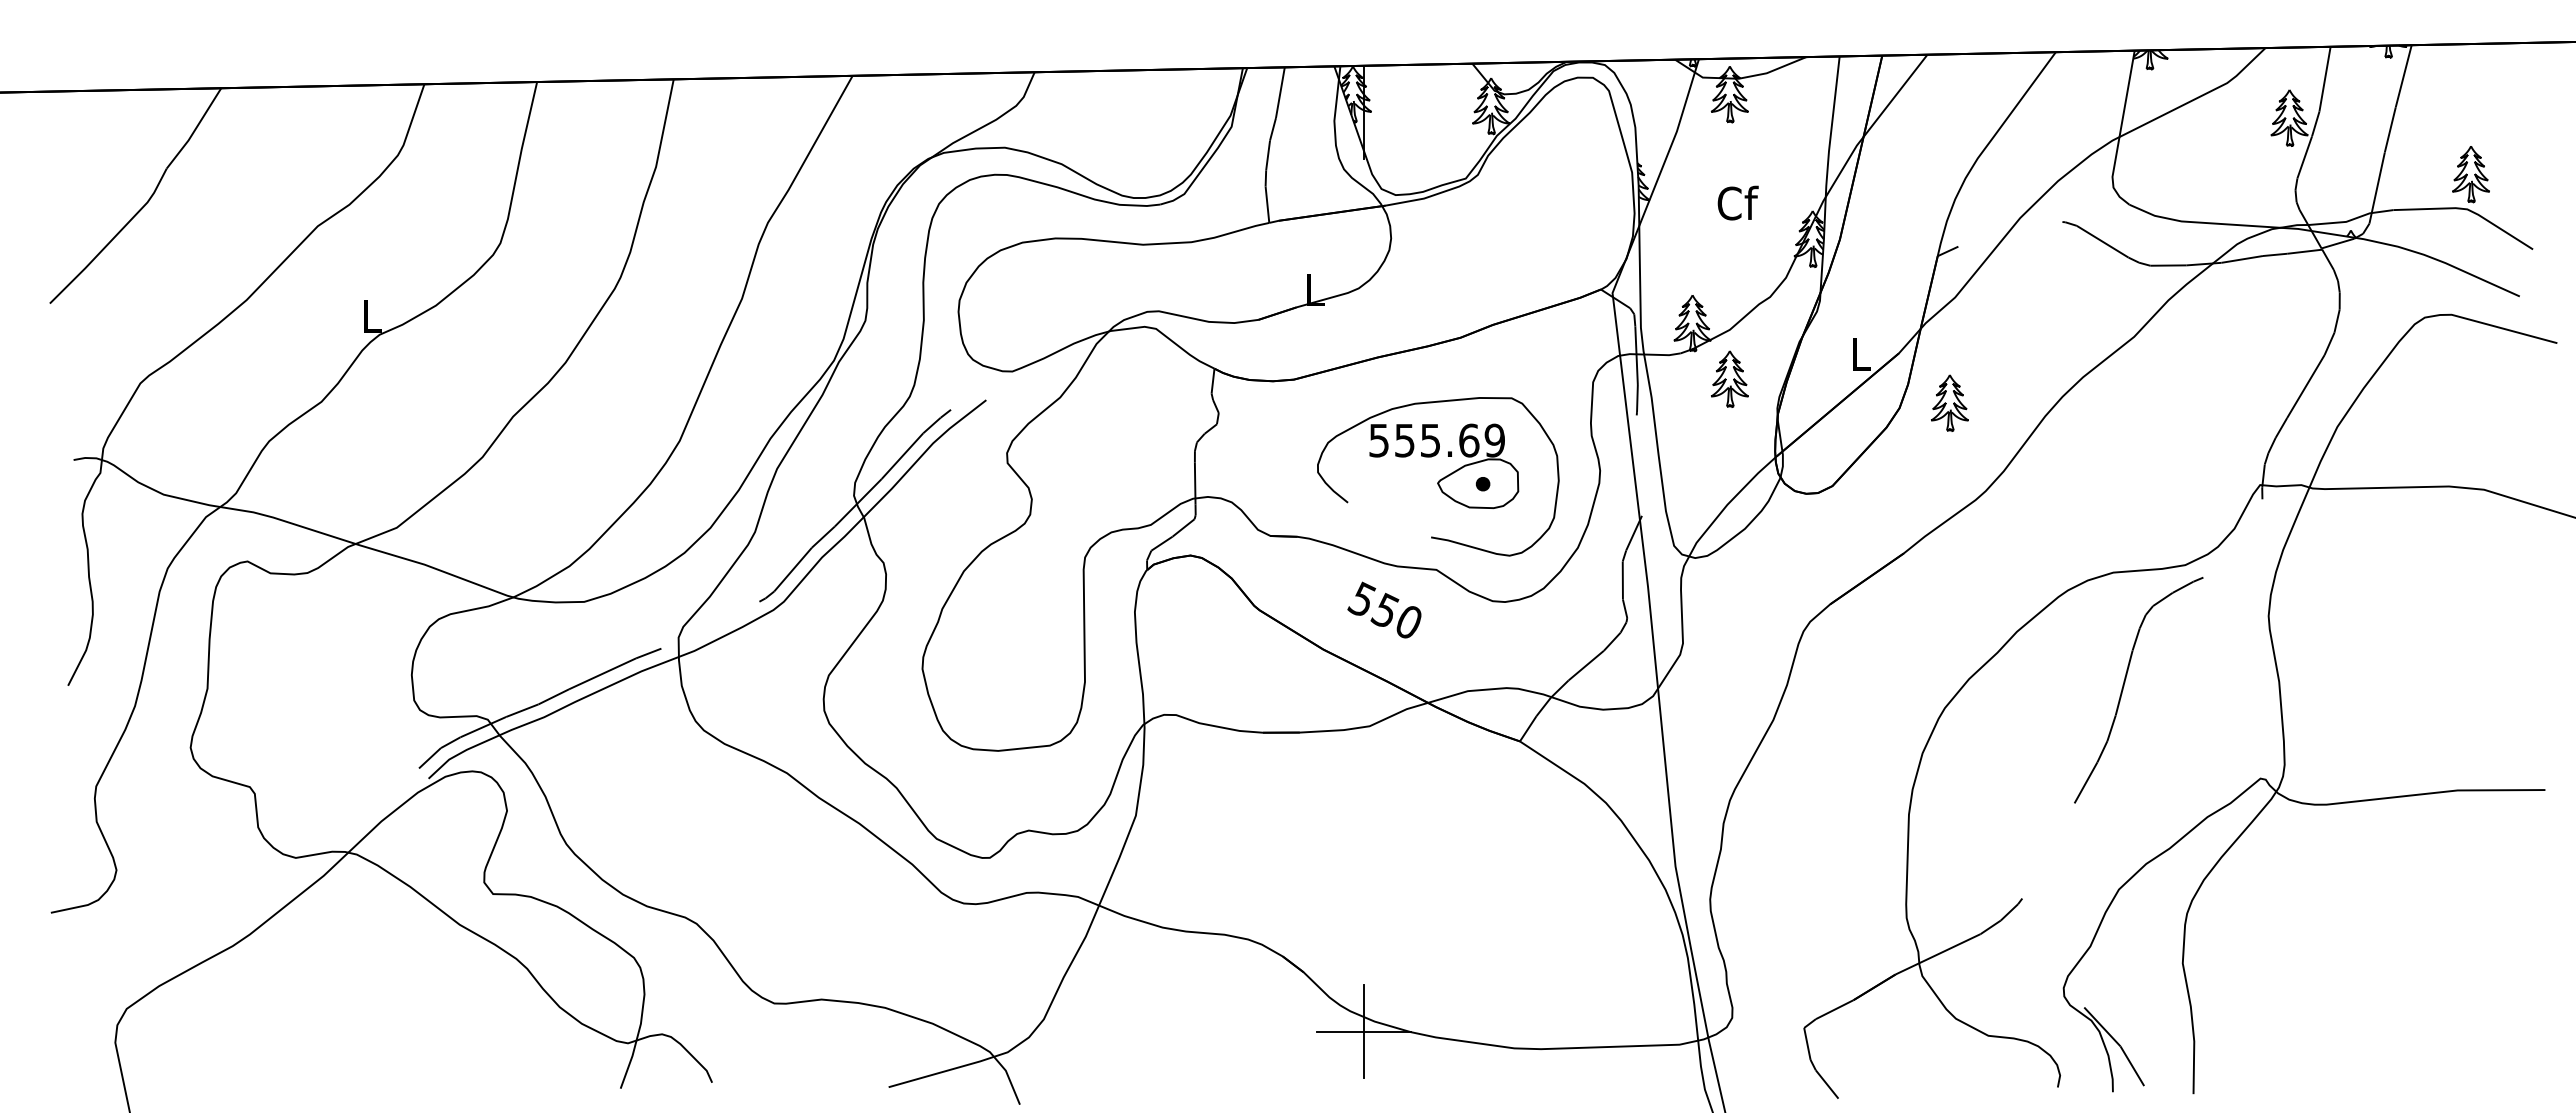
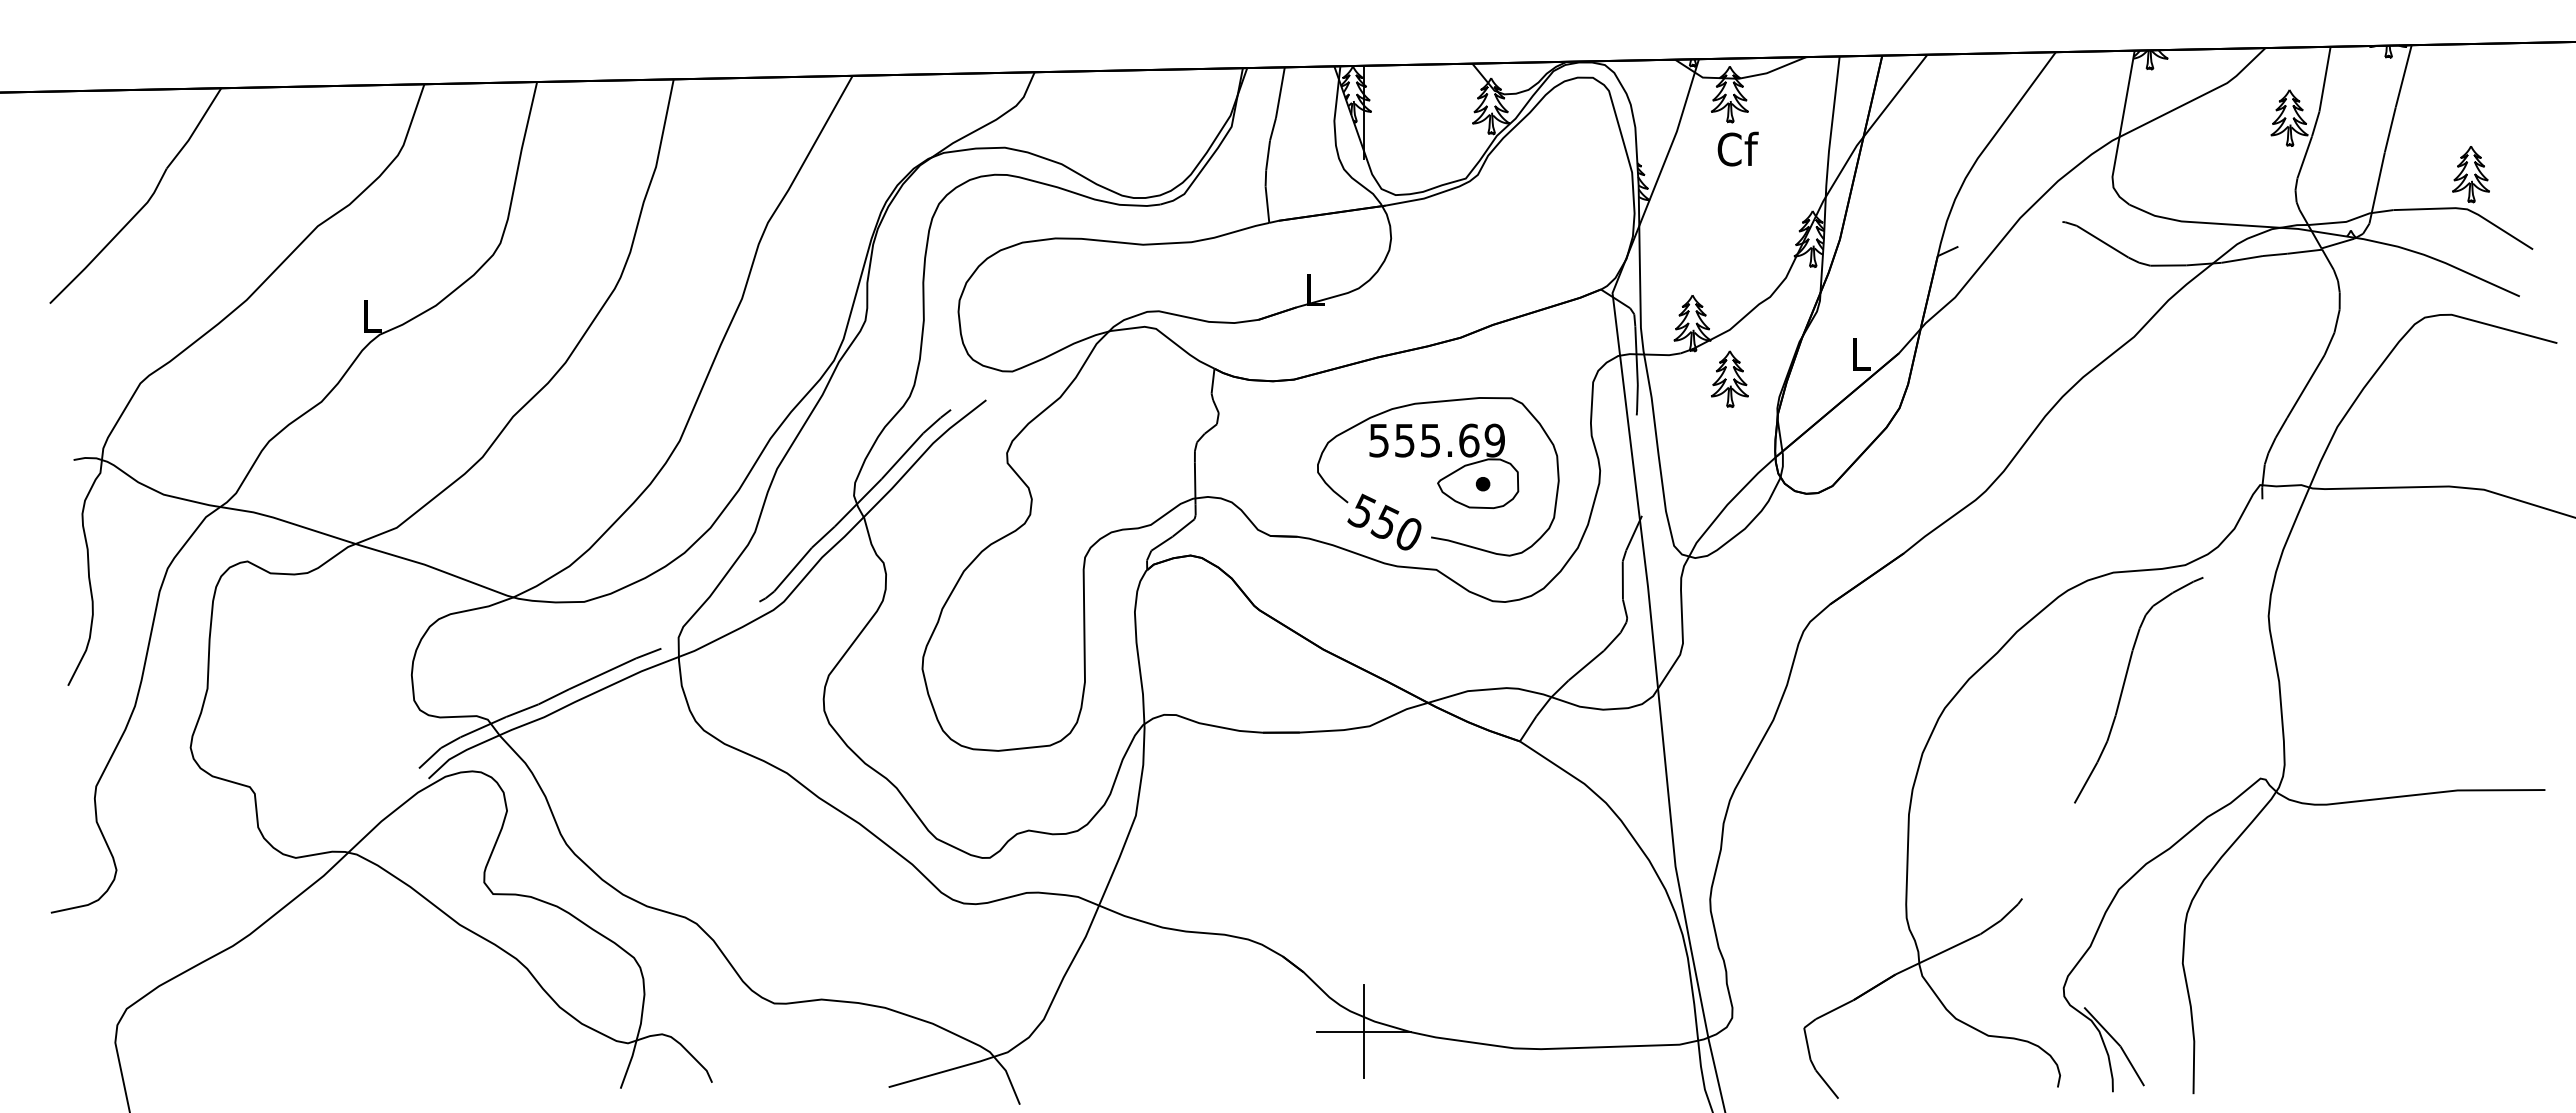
text position: (1737, 202) -> (1737, 148) (1737, 148)
part: present -> none (1949, 402)
text position: (1384, 609) -> (1384, 521) (1384, 521)
